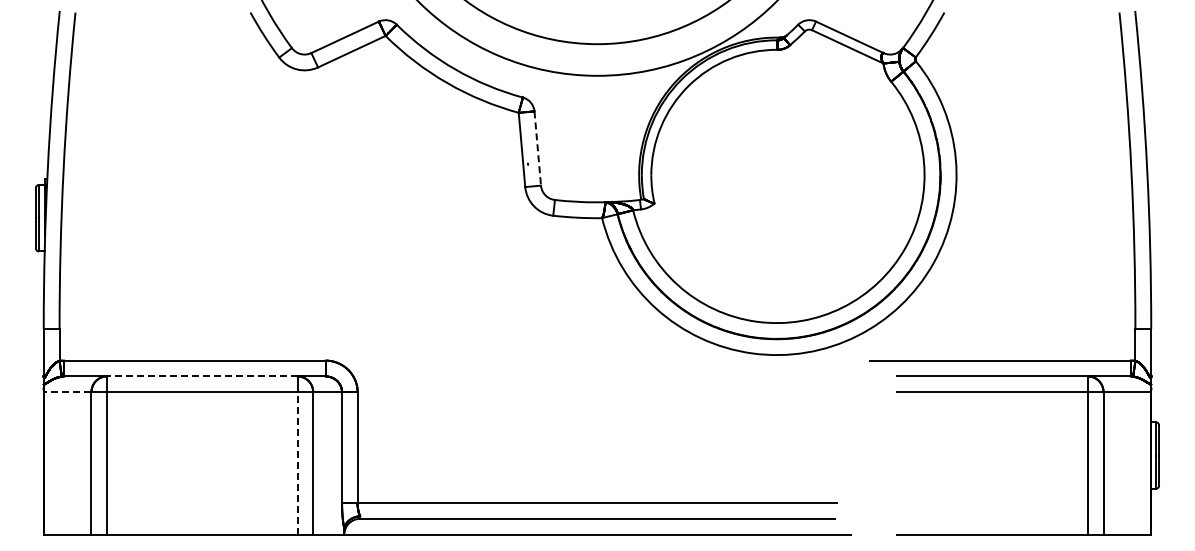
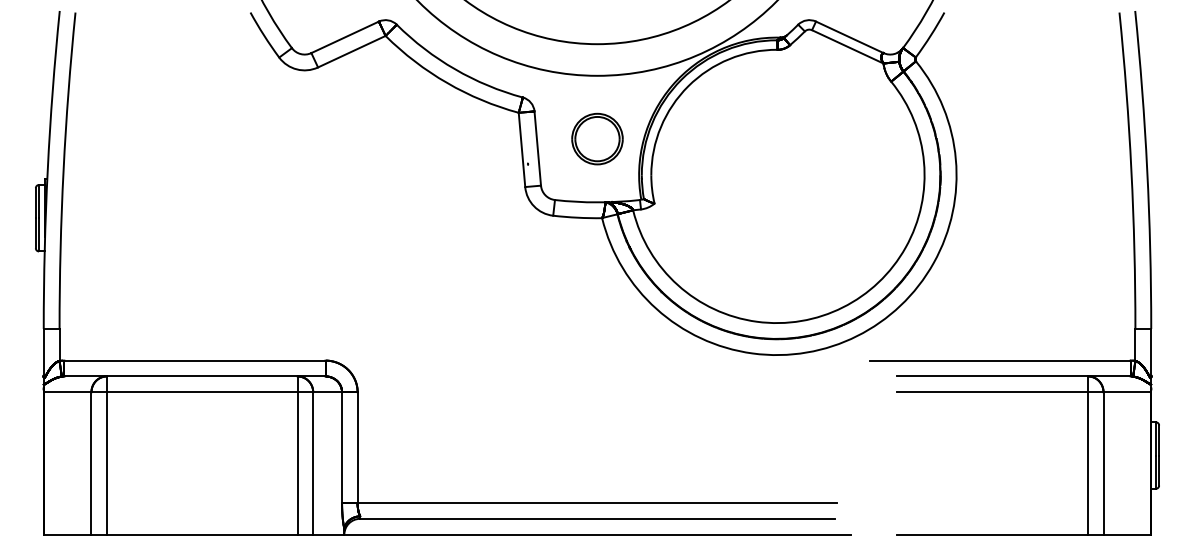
part: none -> present (597, 138)
line: dashed -> solid (537, 149)
line: dashed -> solid (201, 376)
line: dashed -> solid (67, 392)
line: dashed -> solid (297, 462)
